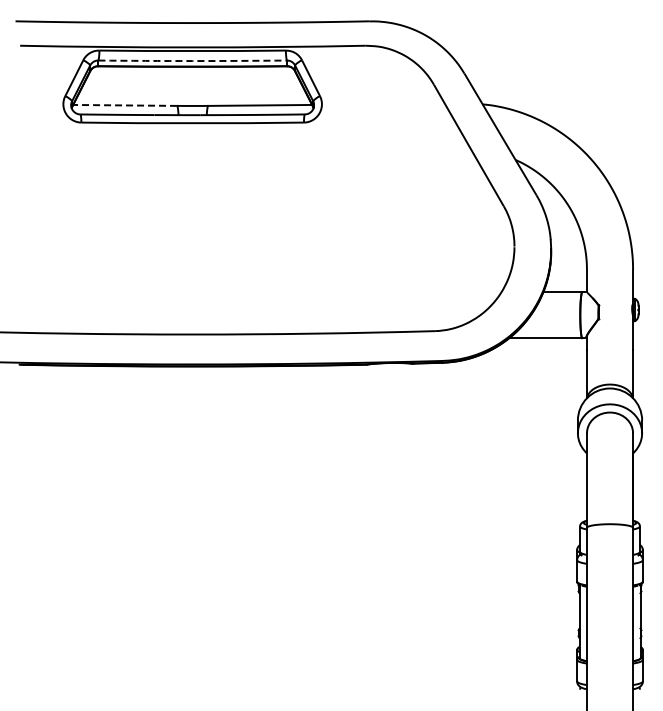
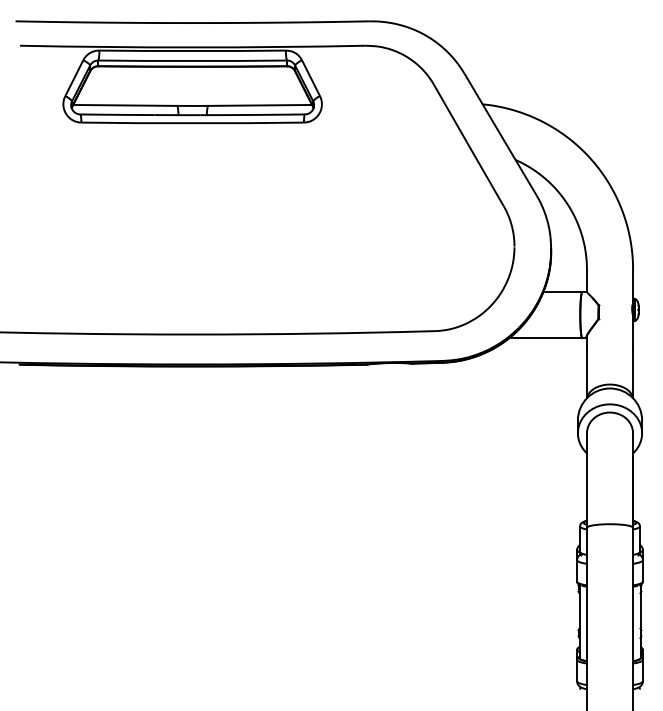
arc: dashed -> solid (192, 61)
line: dashed -> solid (125, 105)
